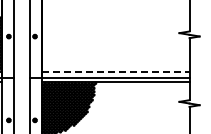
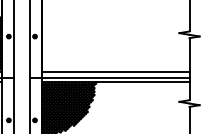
line: dashed -> solid (115, 71)
